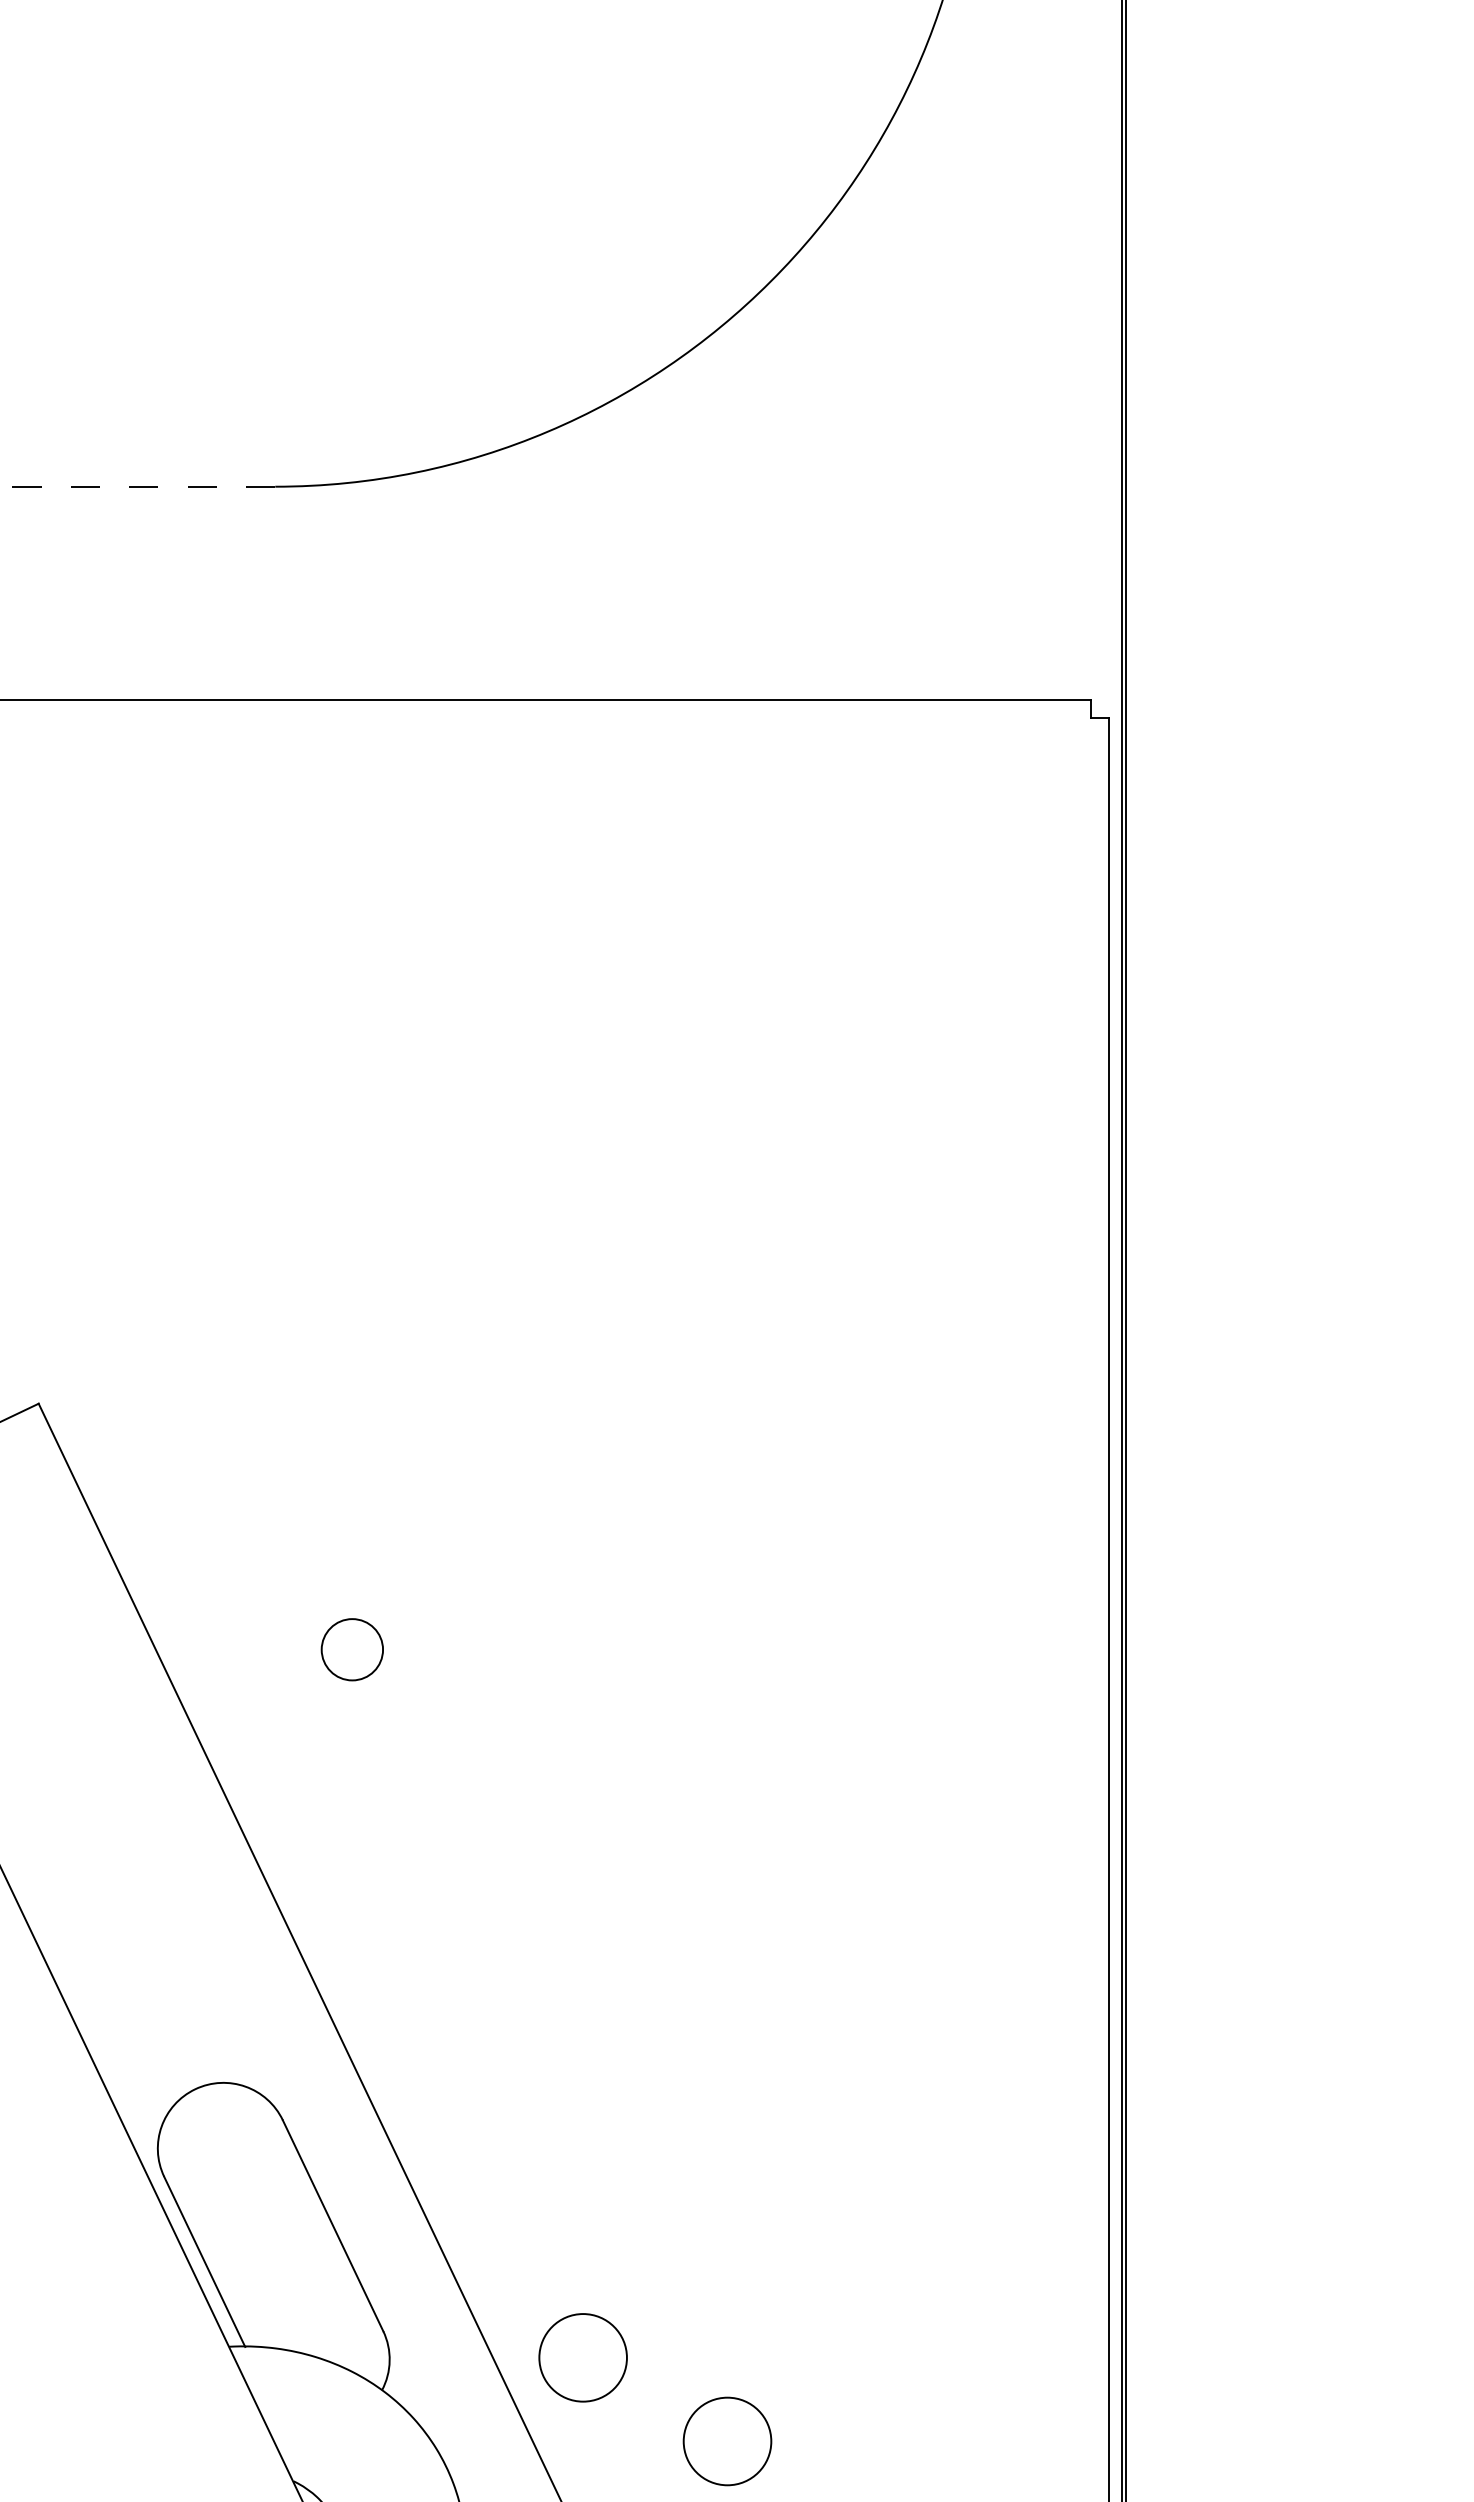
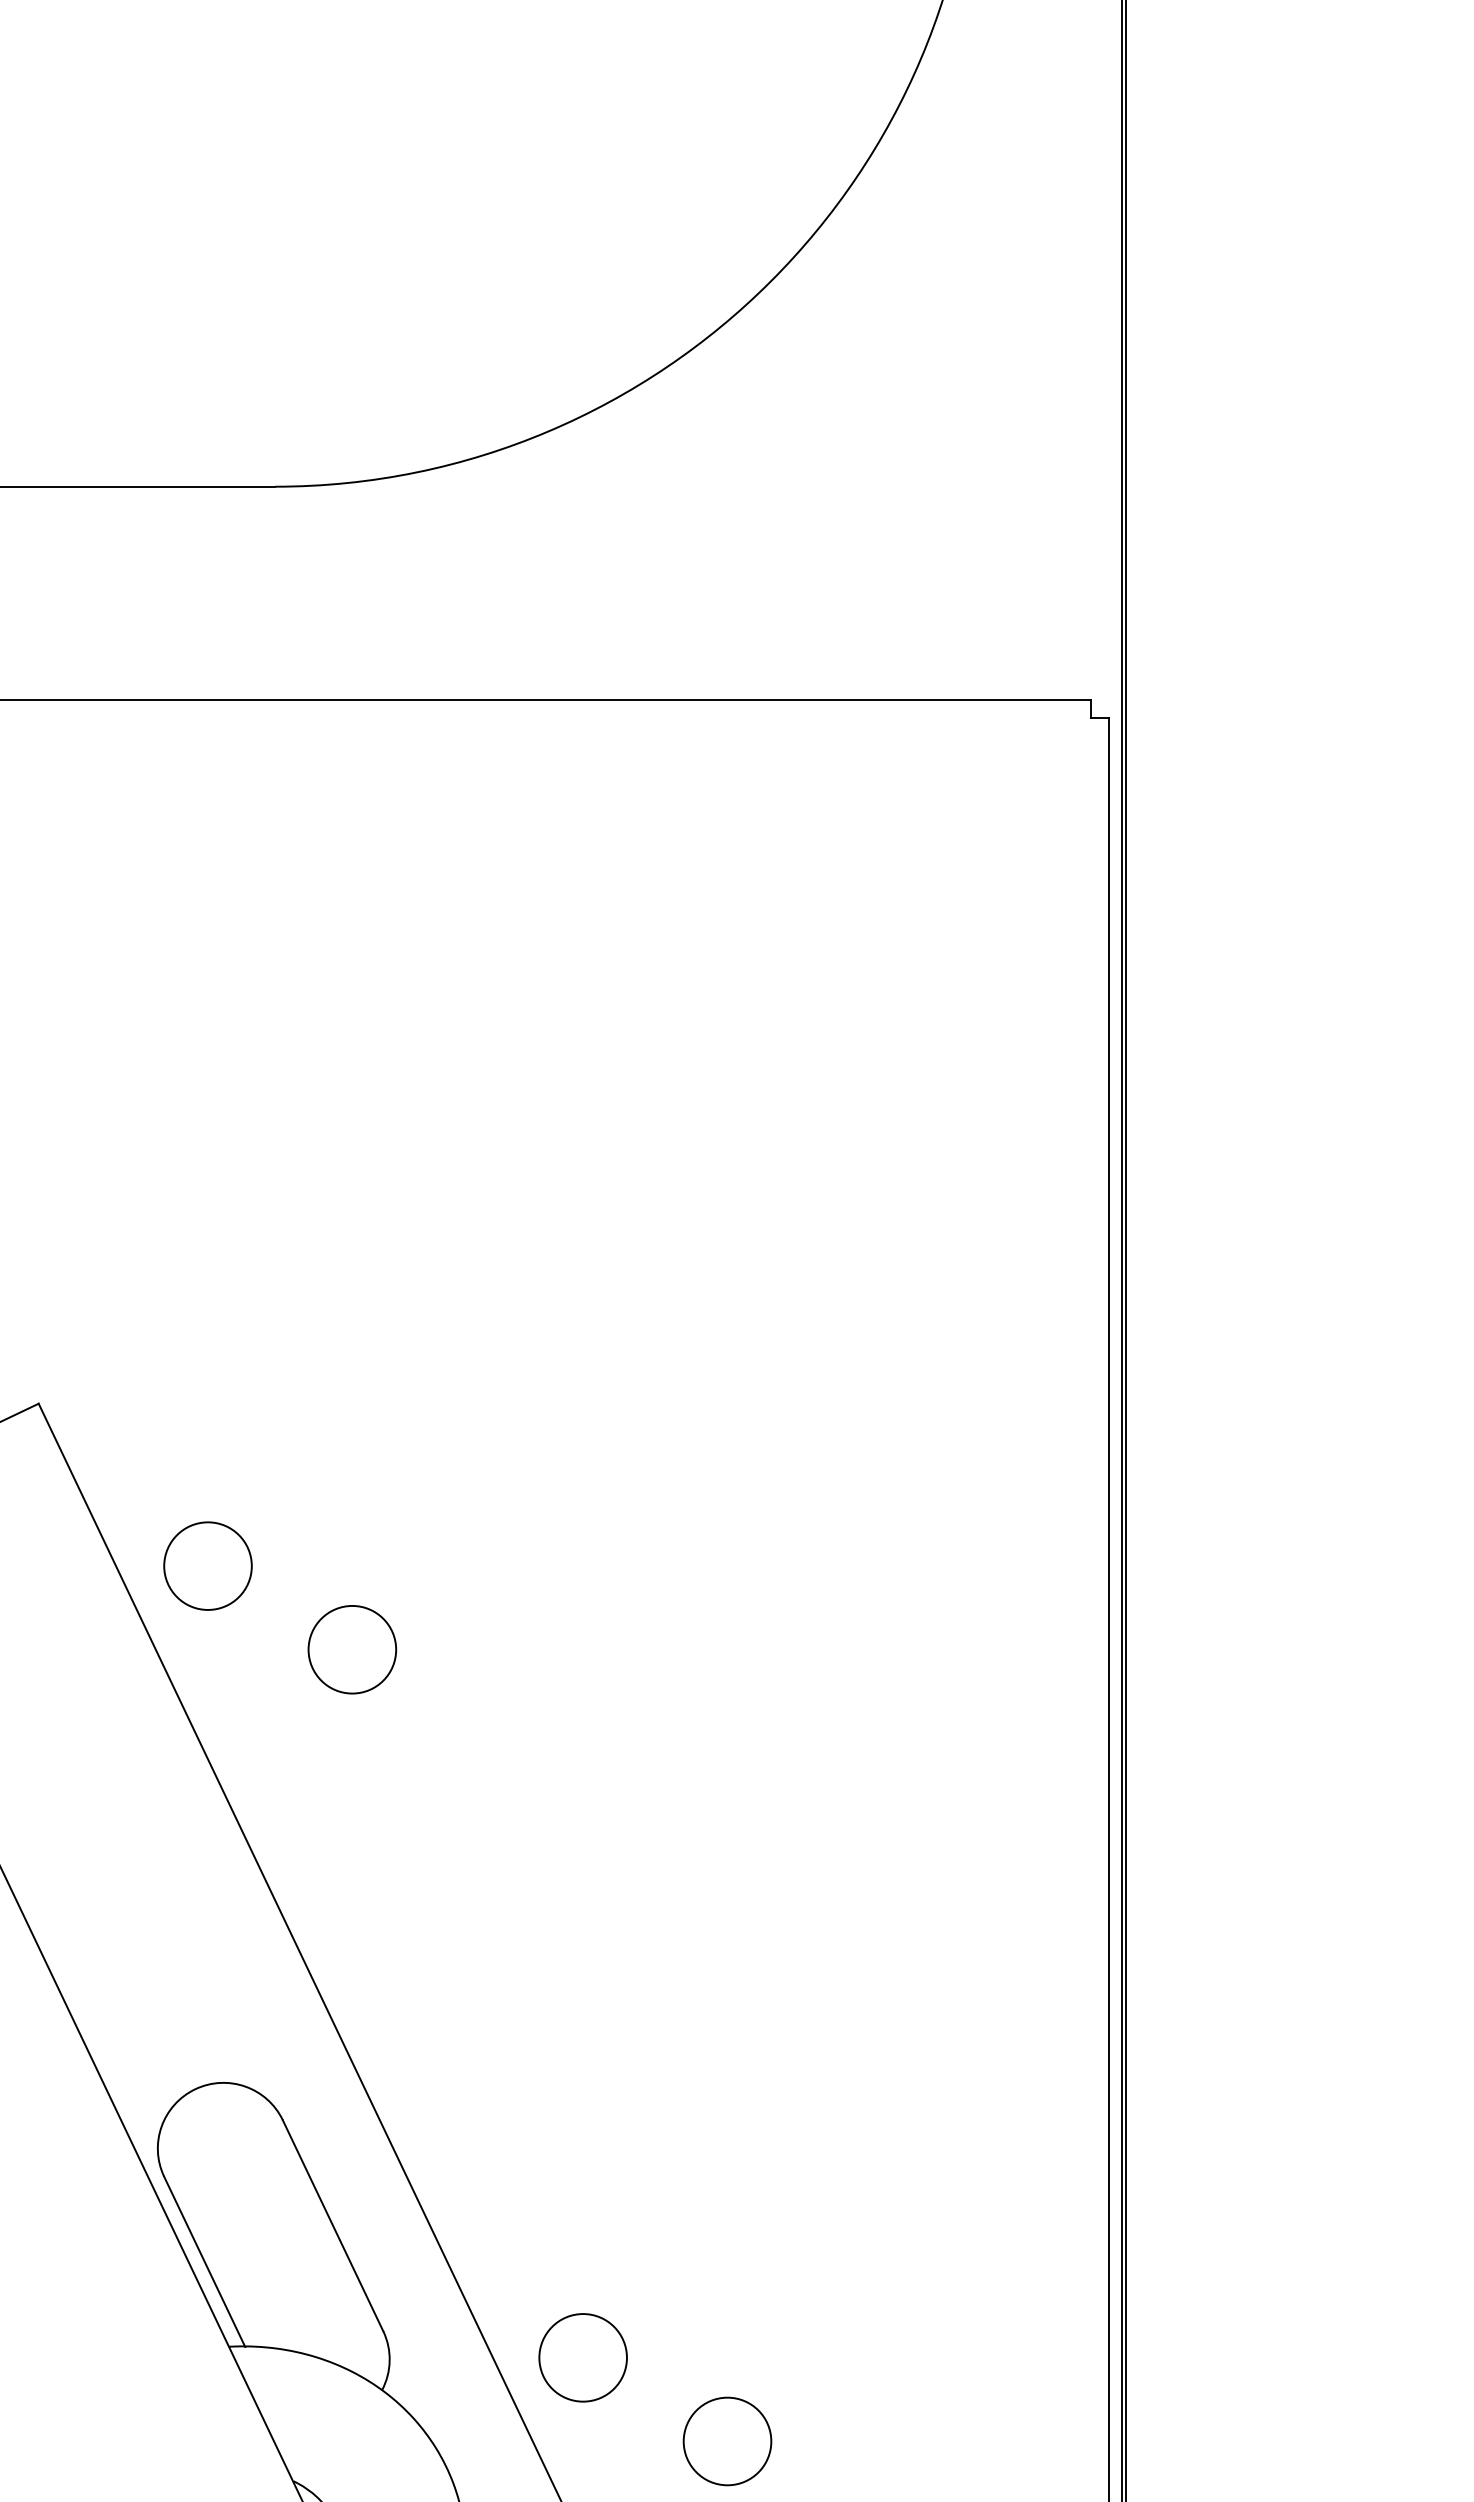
line: dashed -> solid (137, 486)
circle: none -> present (207, 1565)
circle diameter: 61 px -> 88 px (352, 1649)
